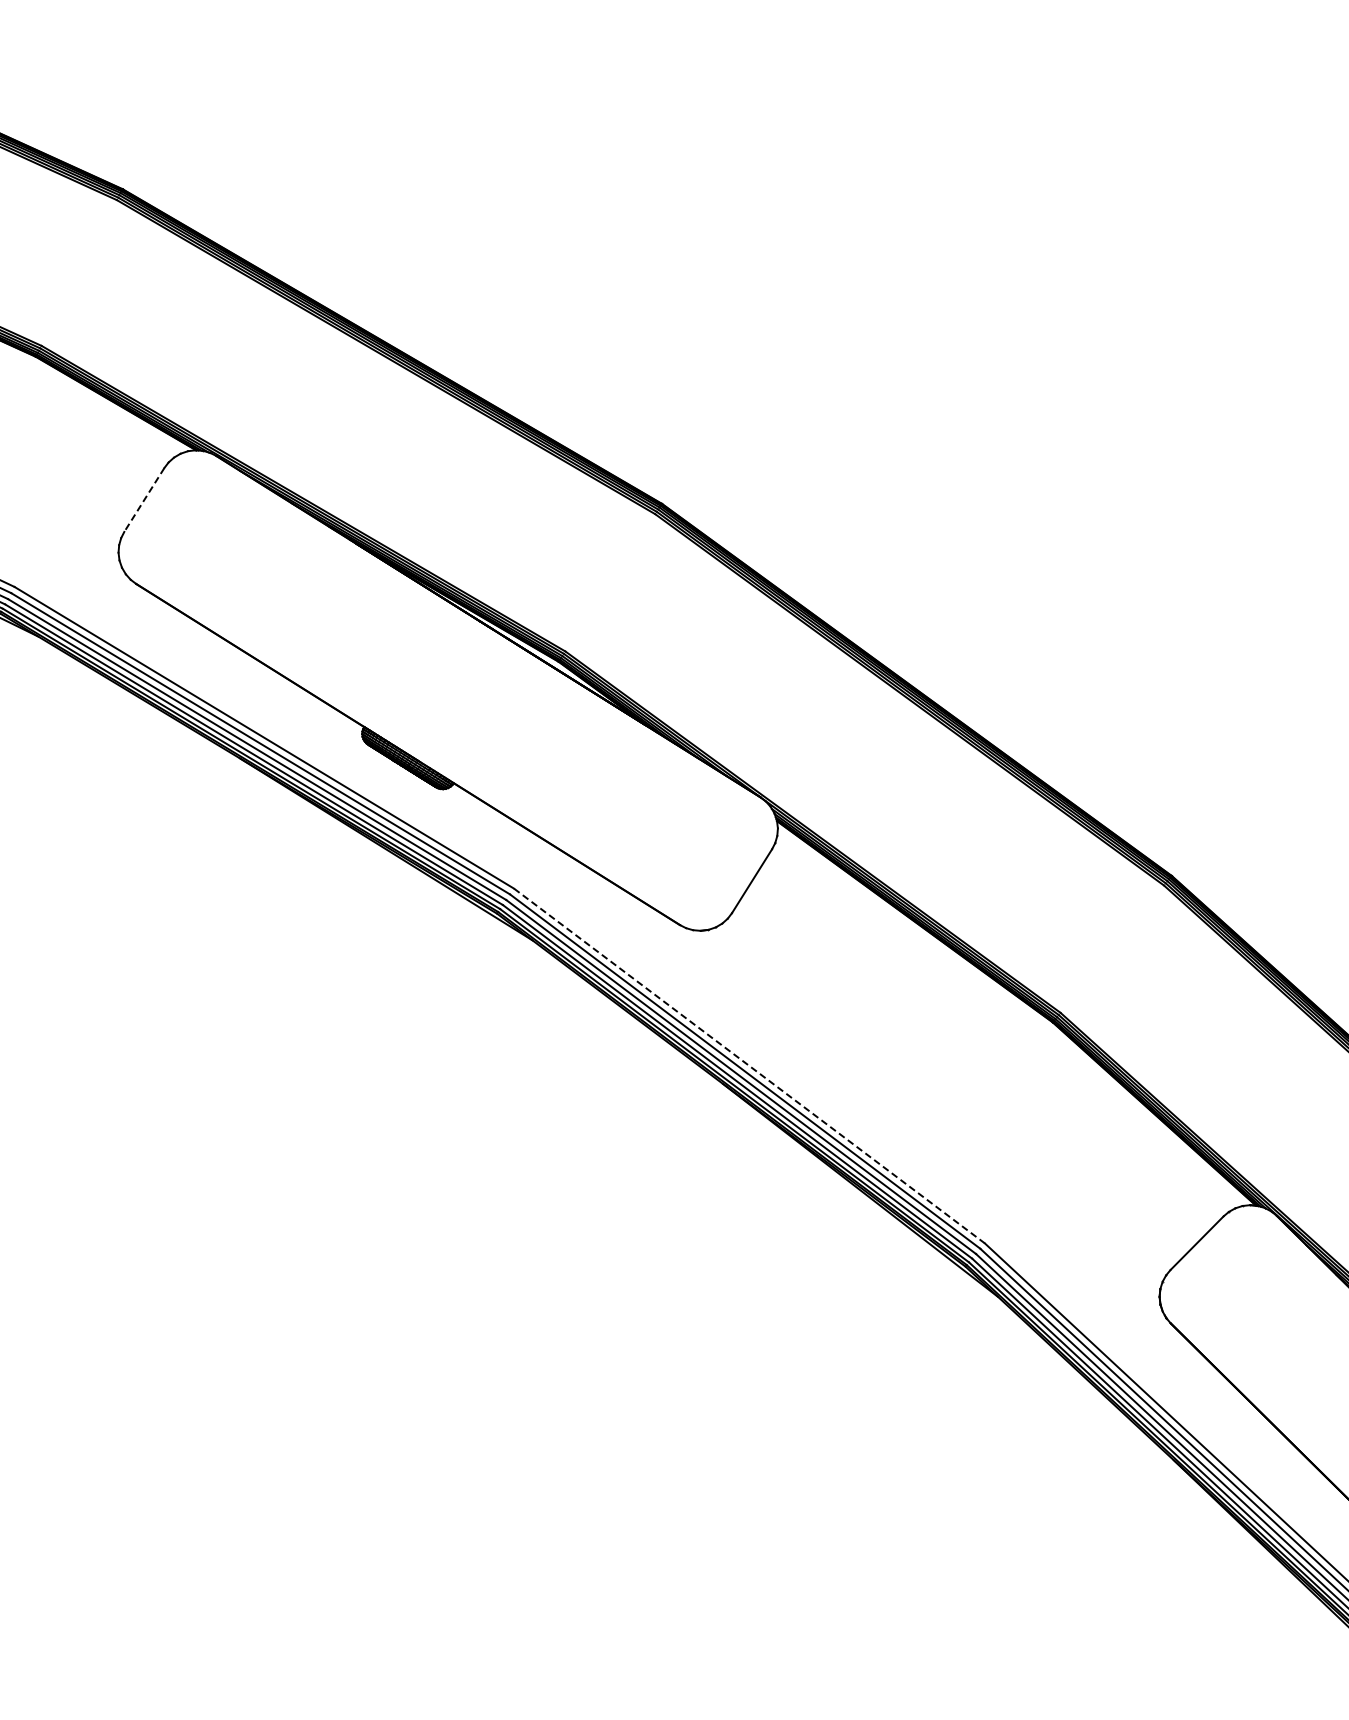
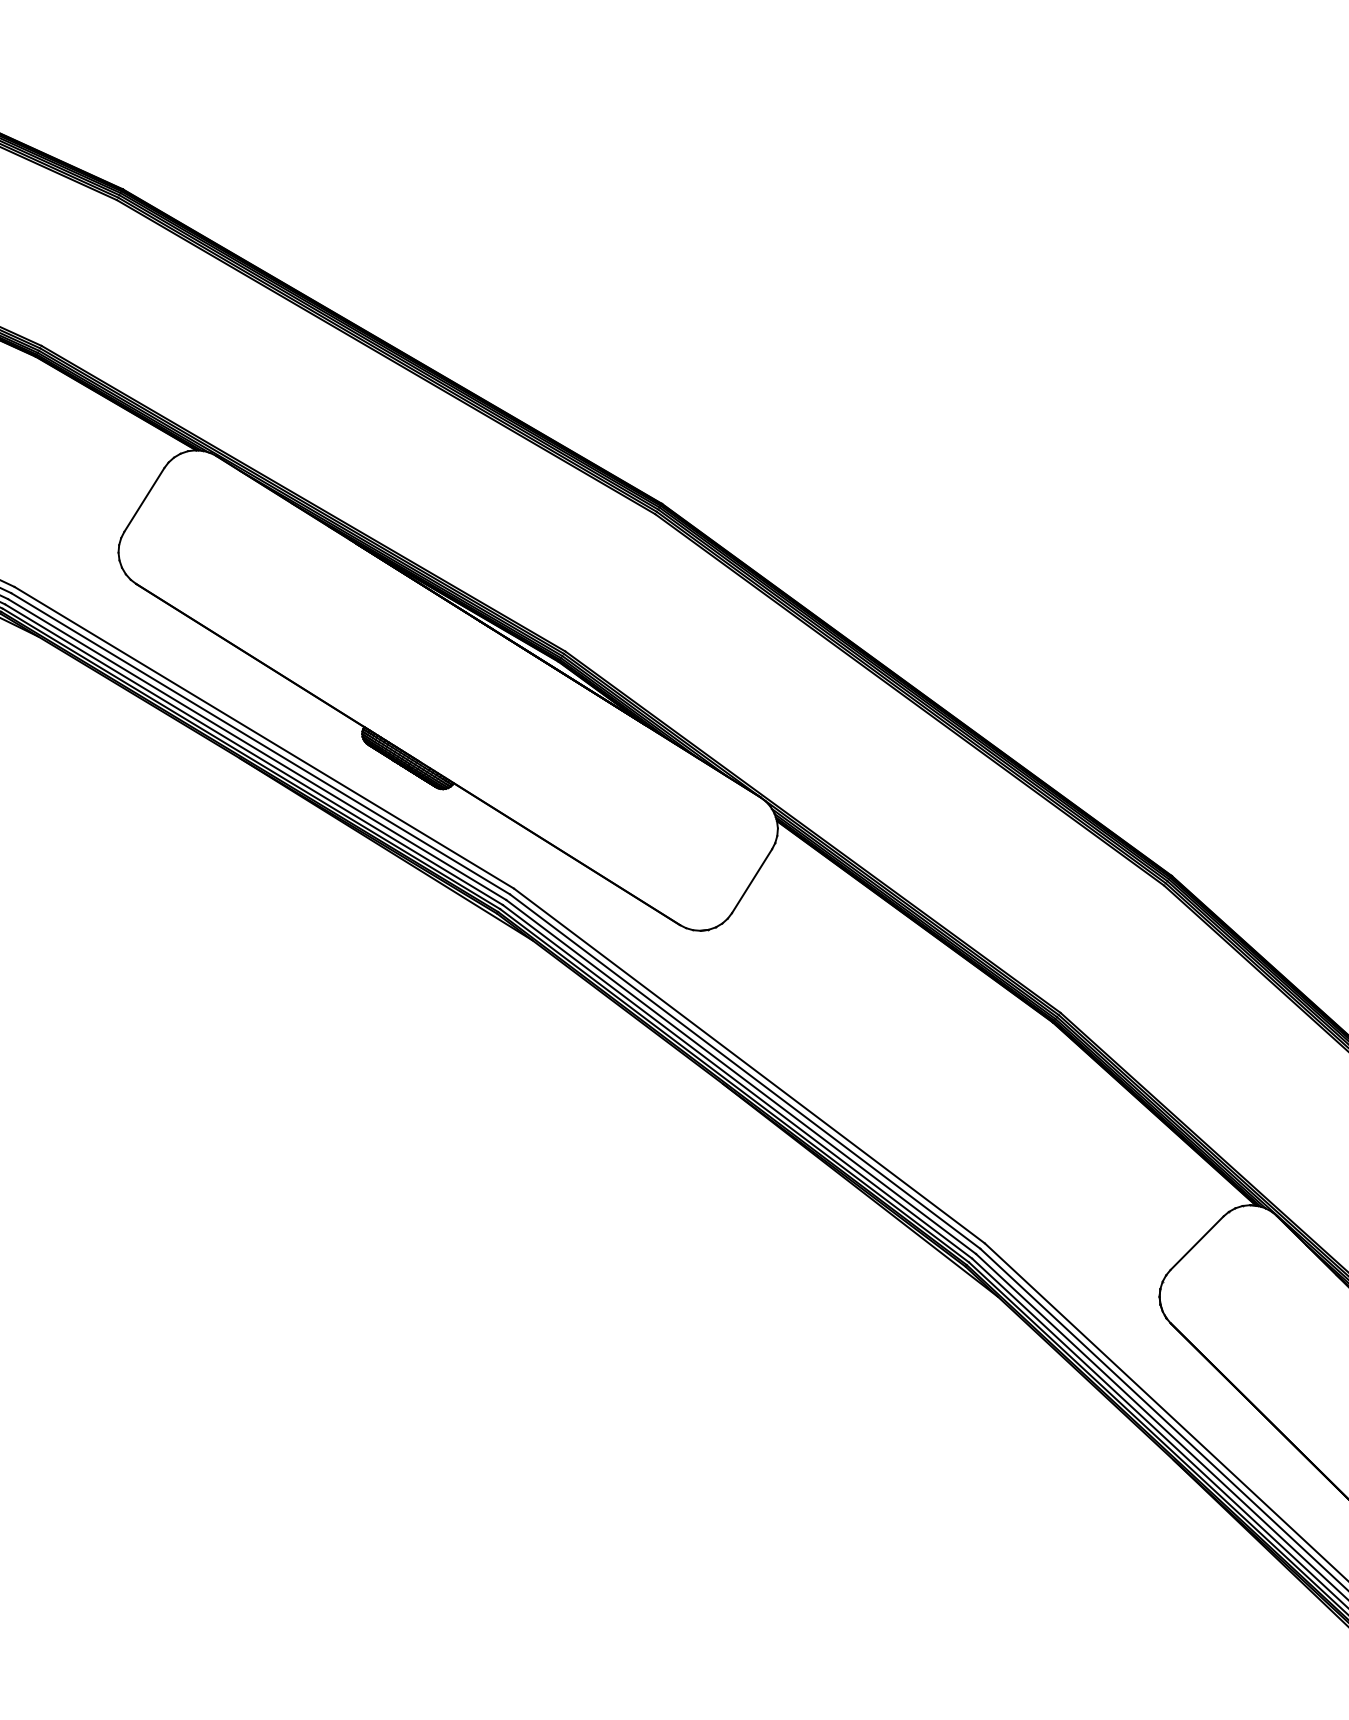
line: dashed -> solid (144, 499)
line: dashed -> solid (749, 1066)
